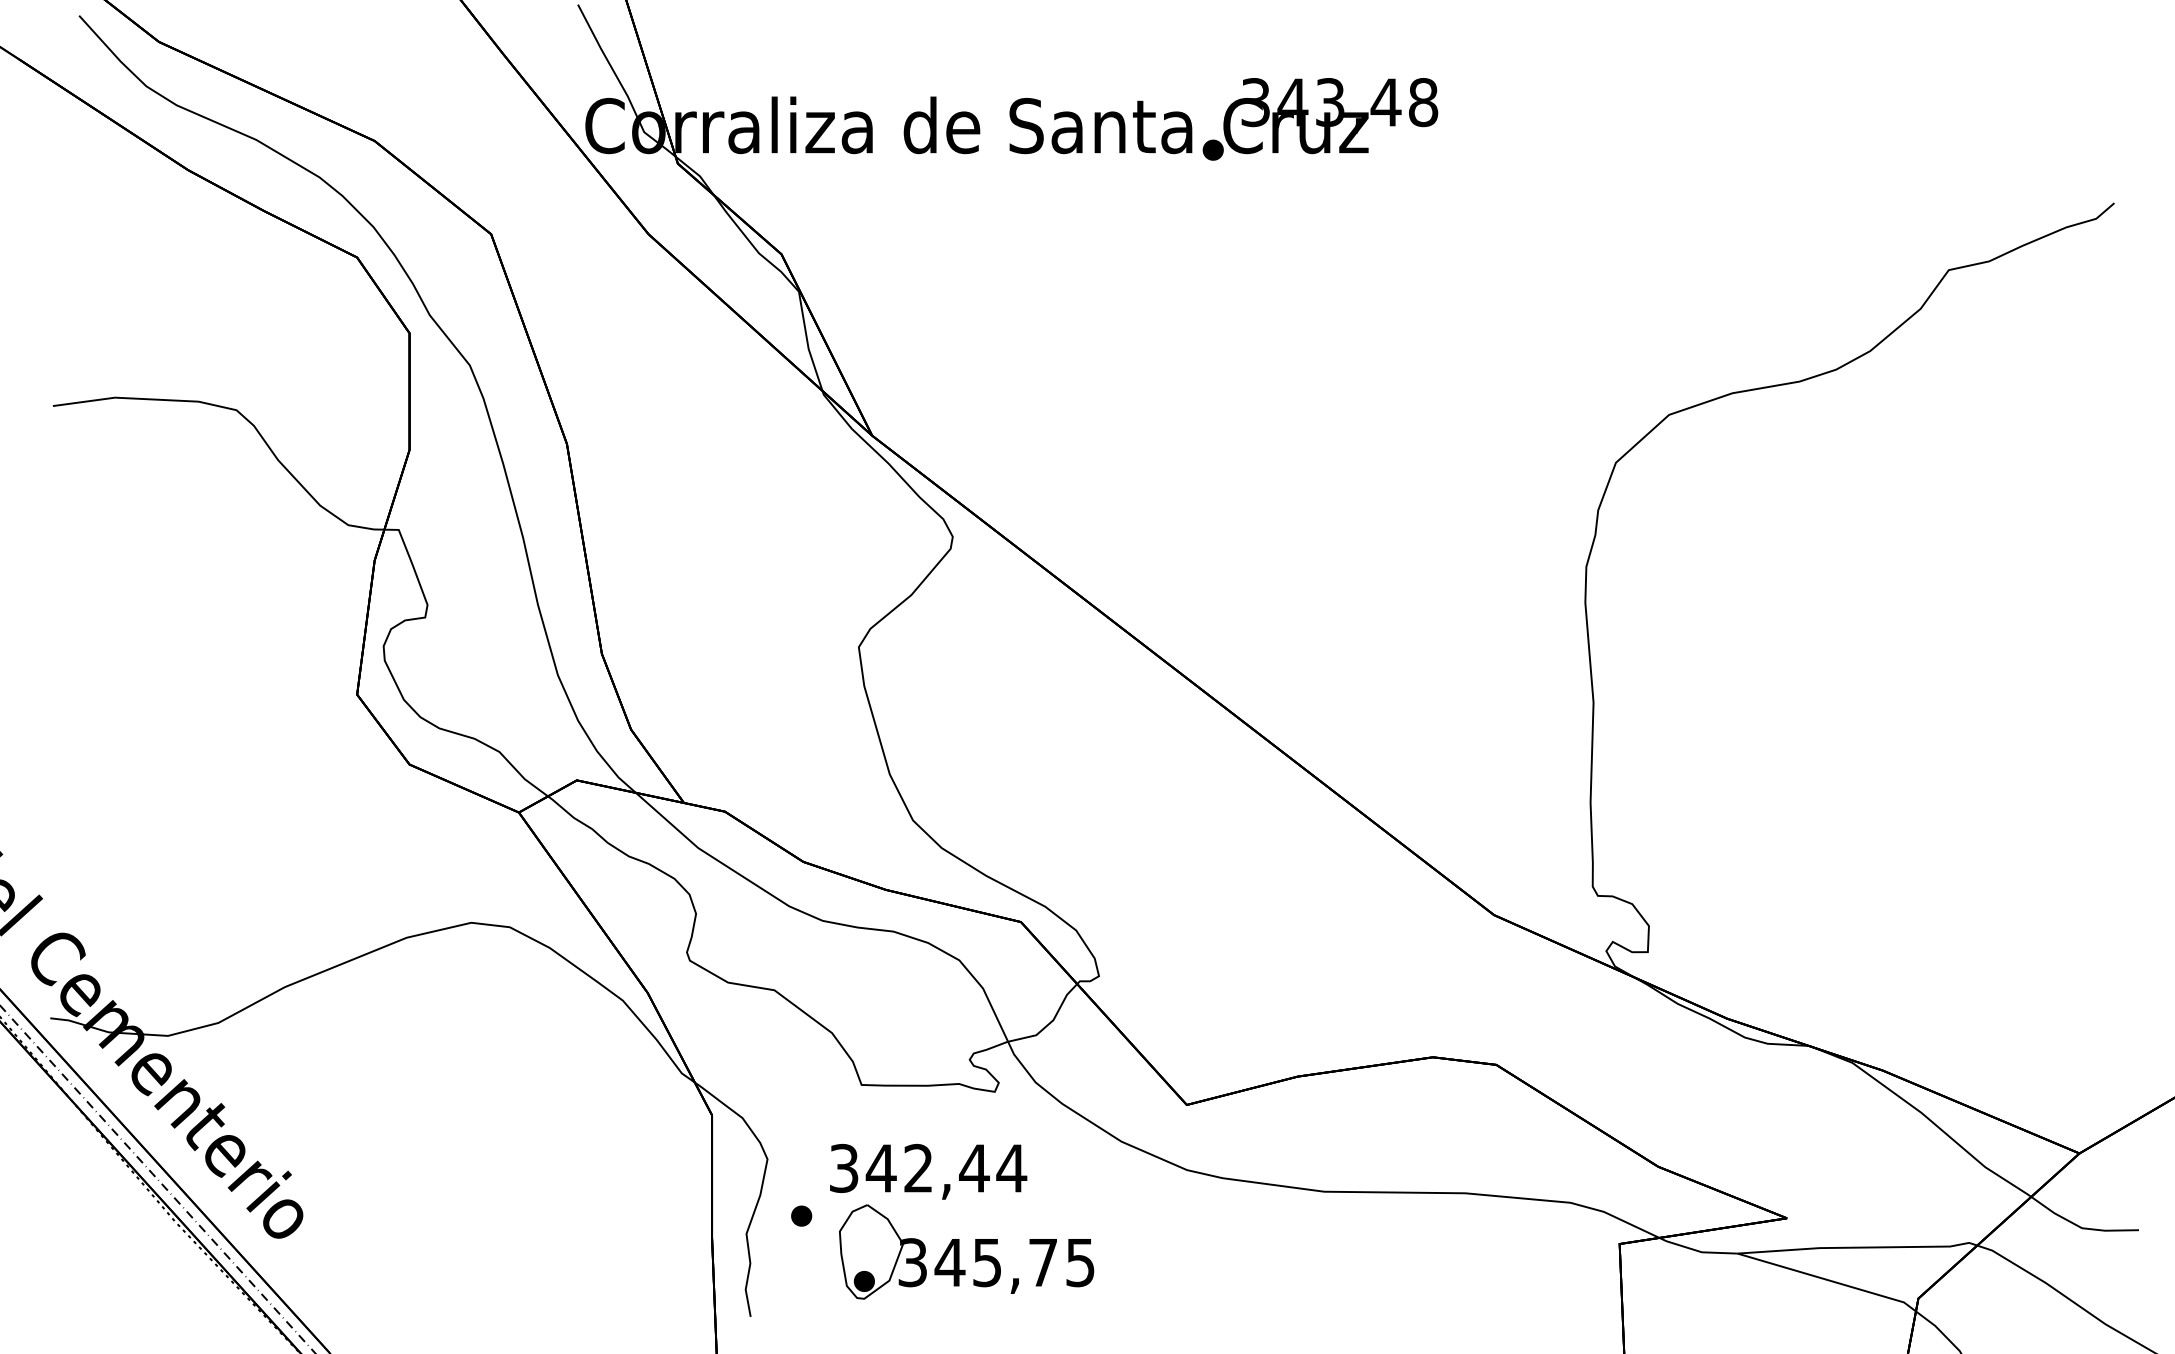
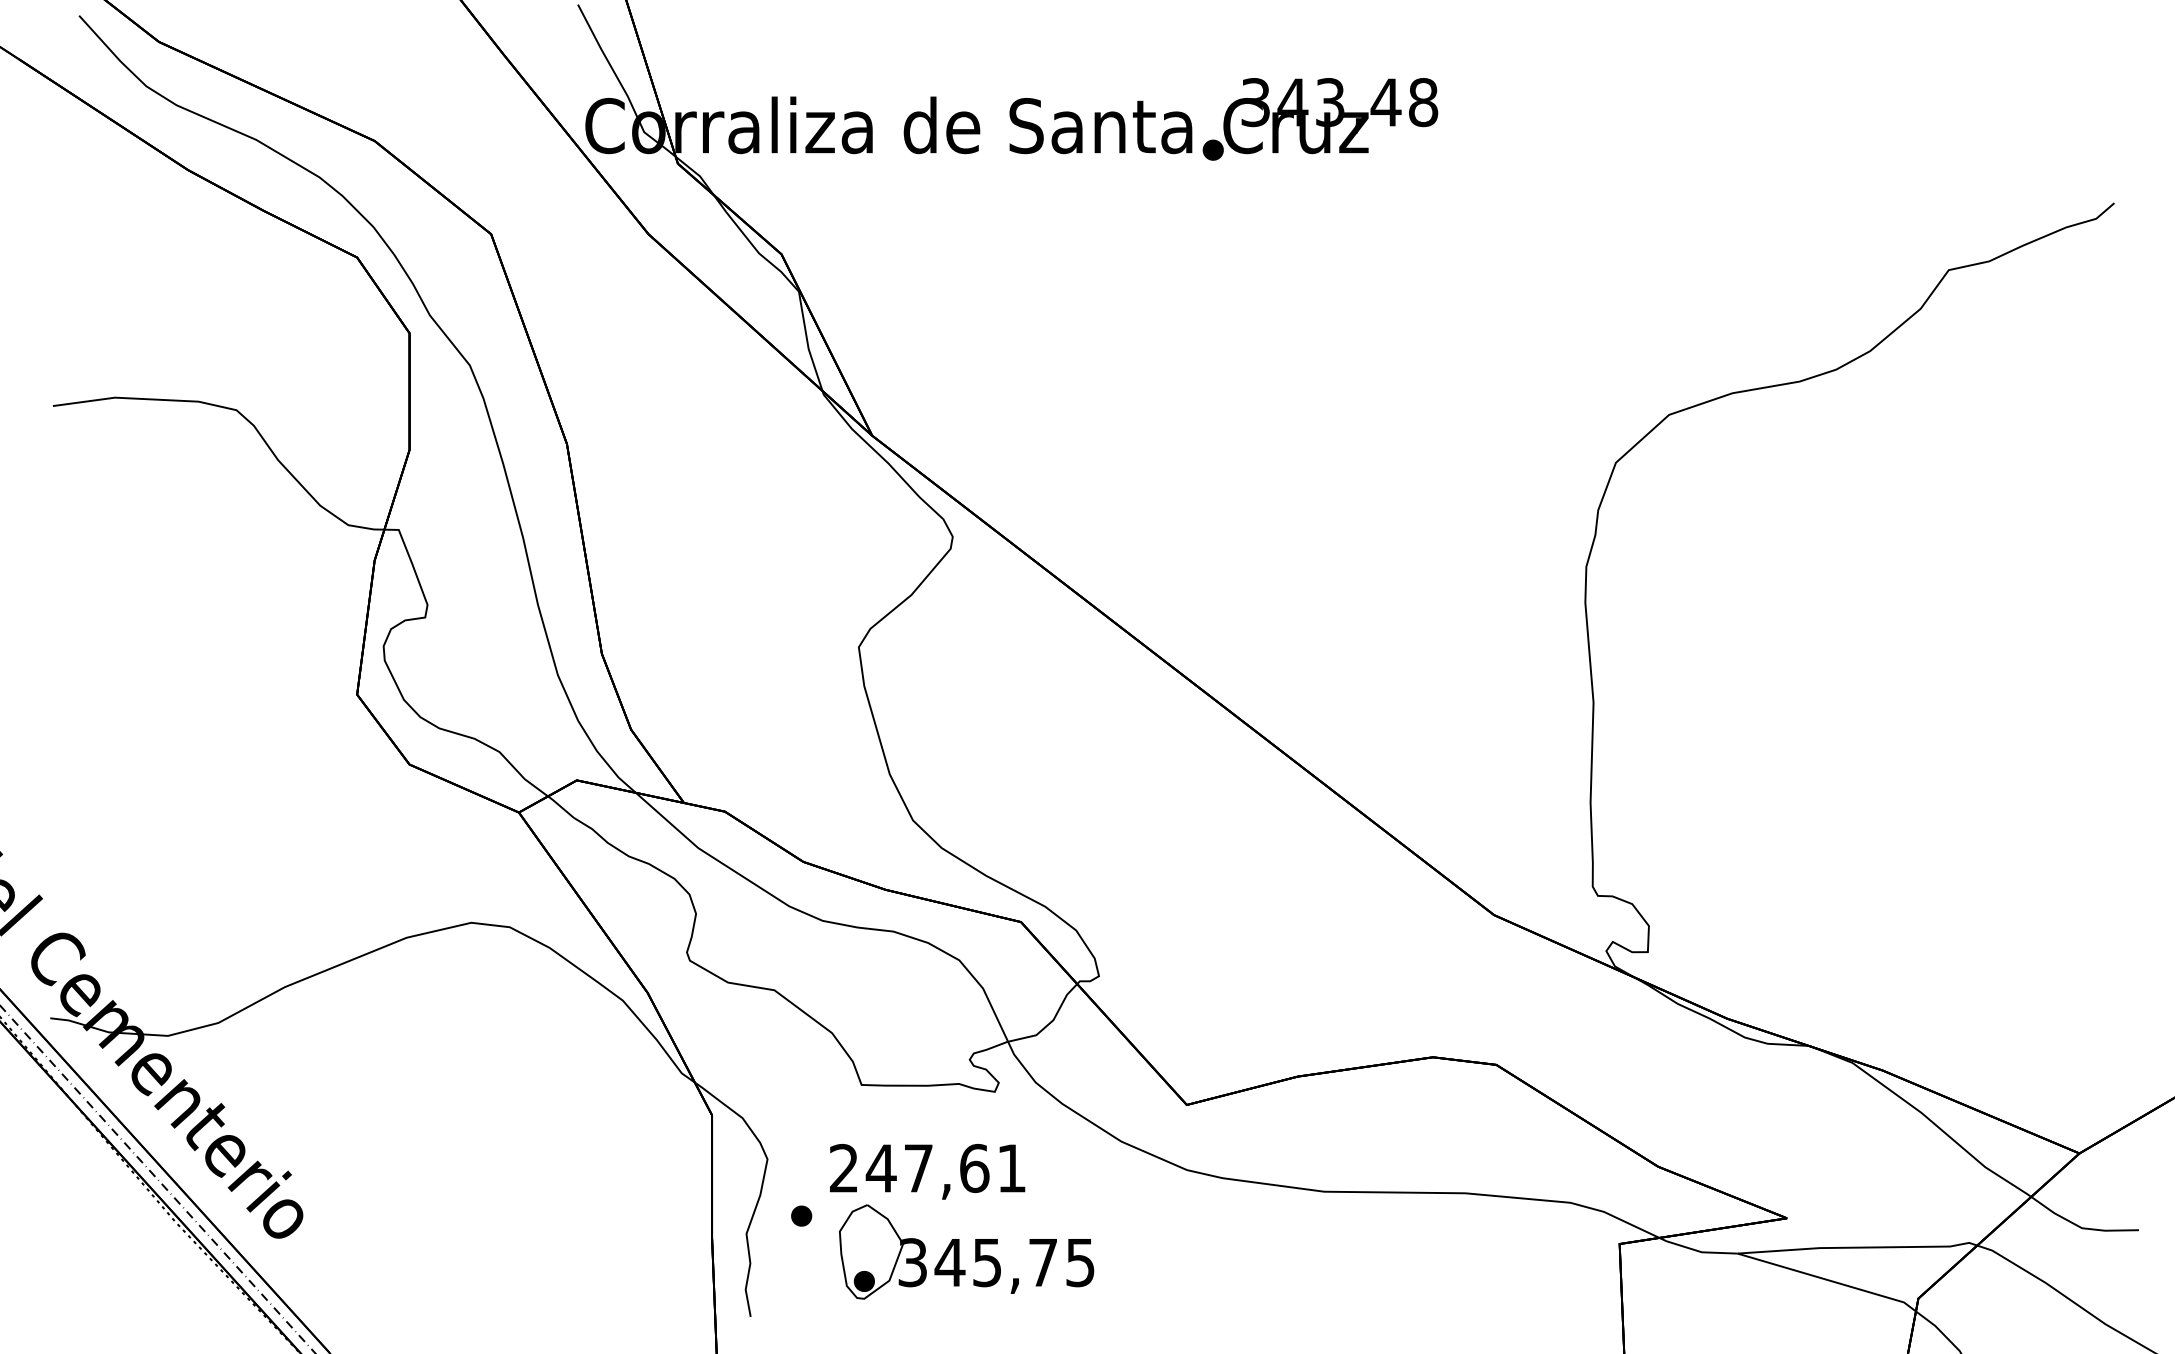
text: 342,44 -> 247,61 (928, 1168)
